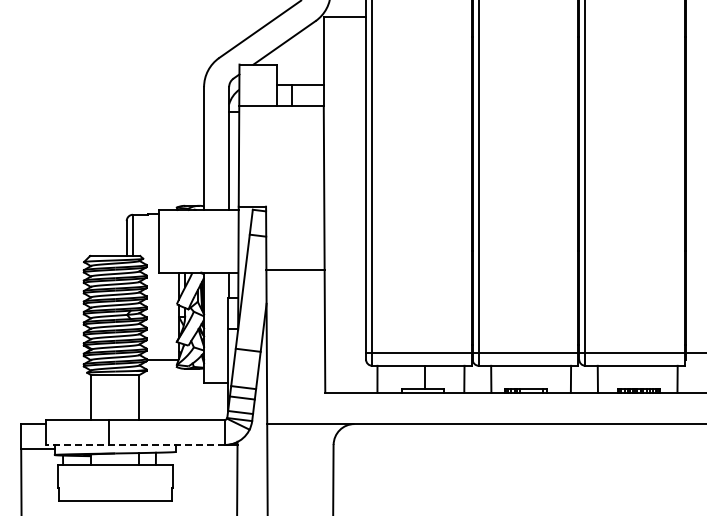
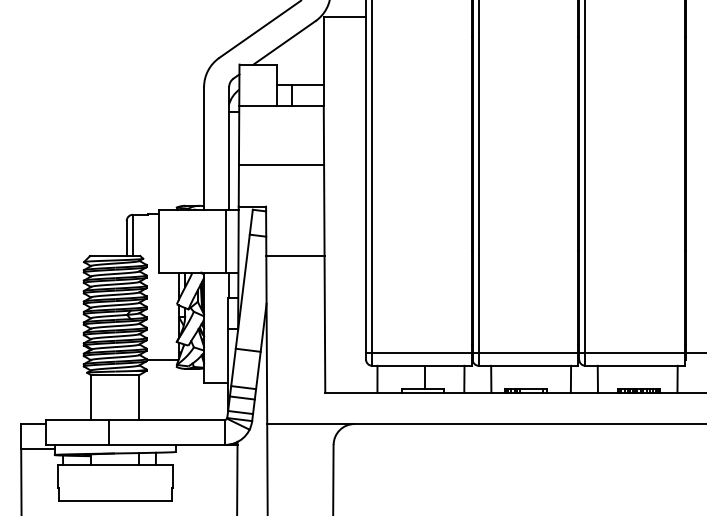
line: none -> present (281, 164)
line: none -> present (226, 240)
line position: (295, 269) -> (295, 255) (295, 255)
line: dashed -> solid (135, 444)
